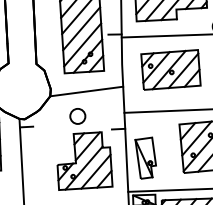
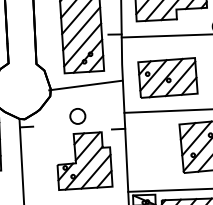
part position: (170, 69) -> (167, 77) (167, 77)
line position: (86, 91) -> (85, 85) (85, 85)
part: present -> none (145, 157)
